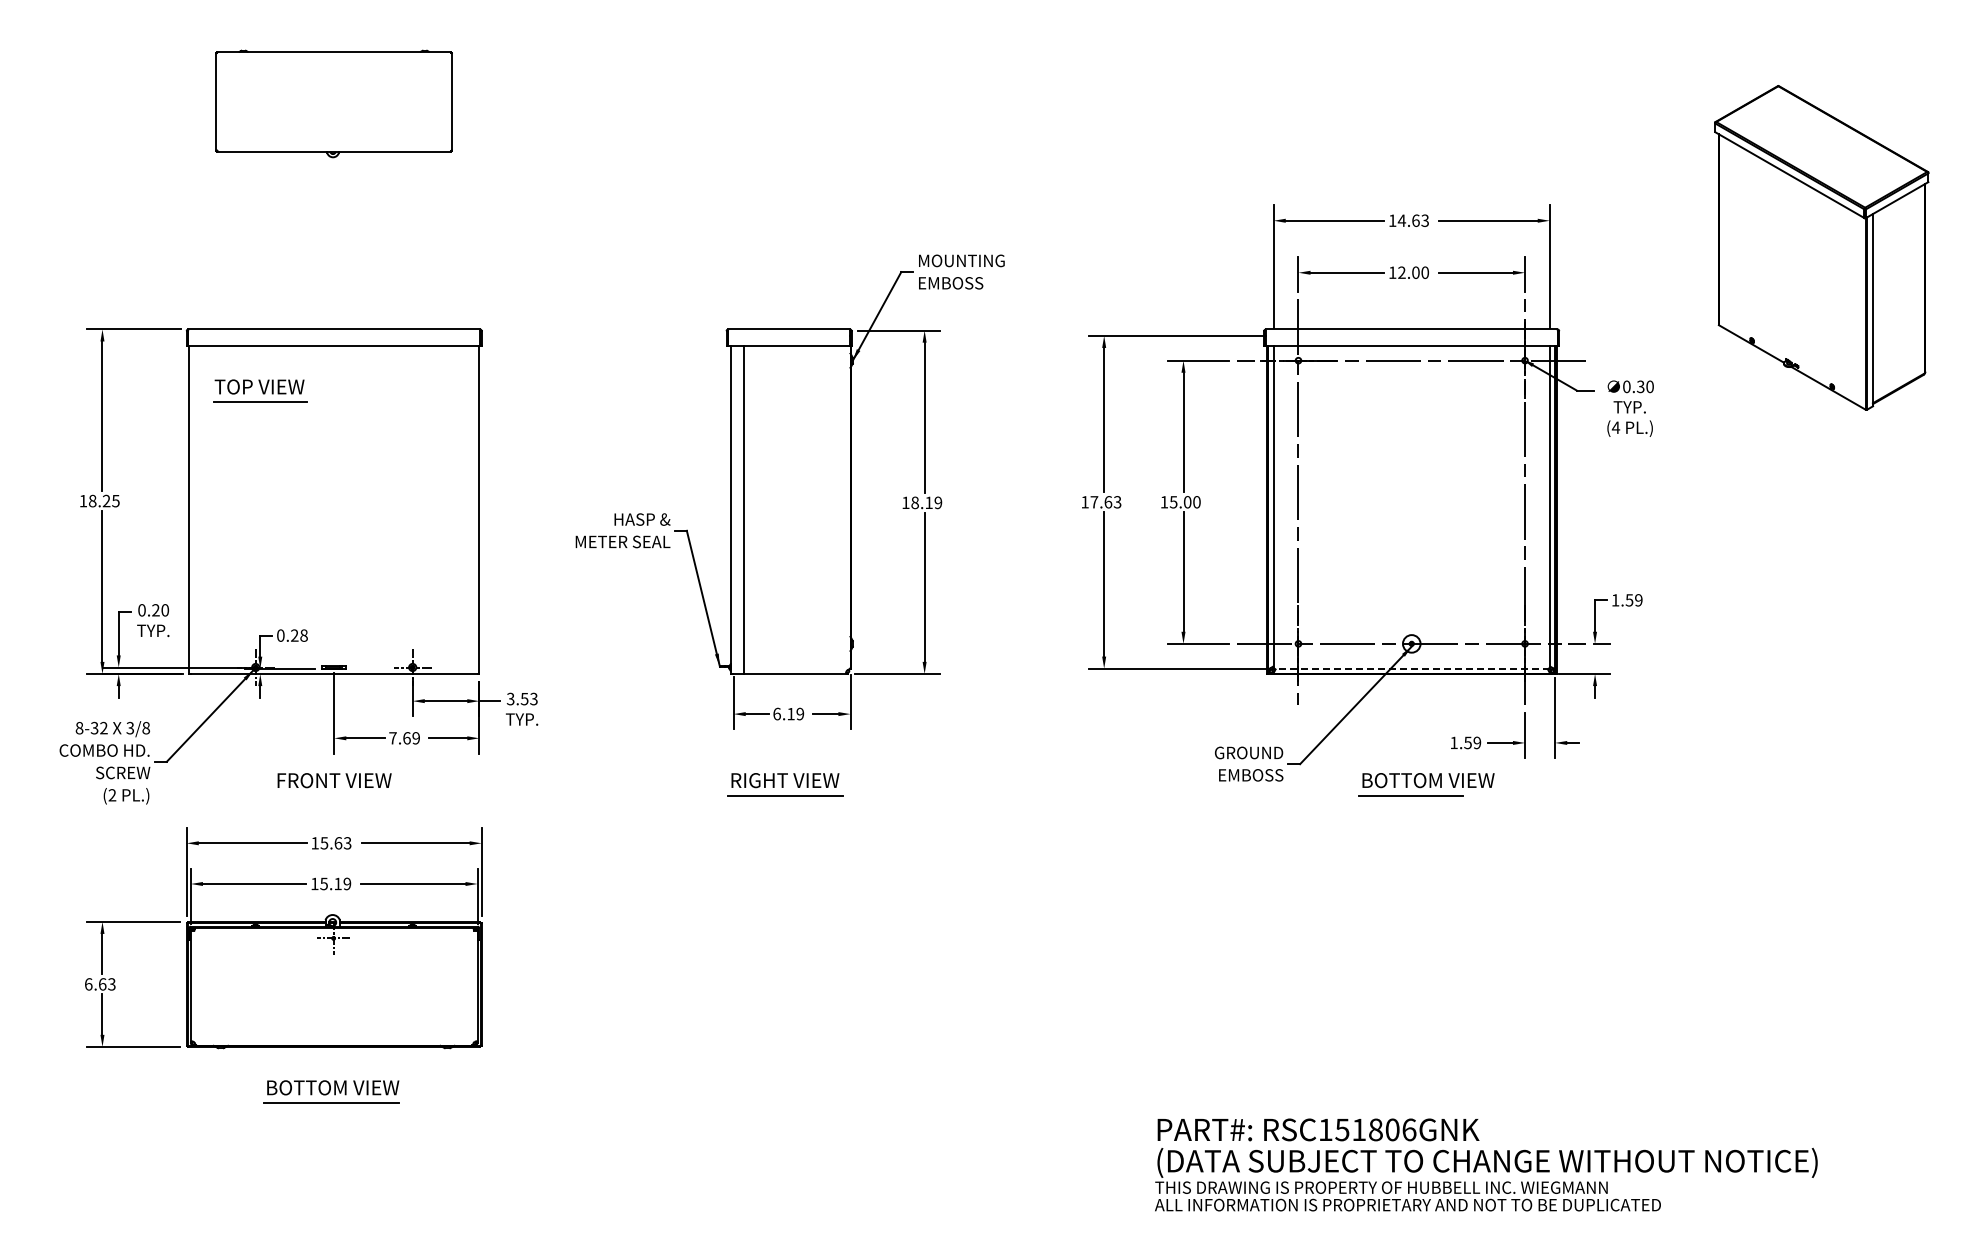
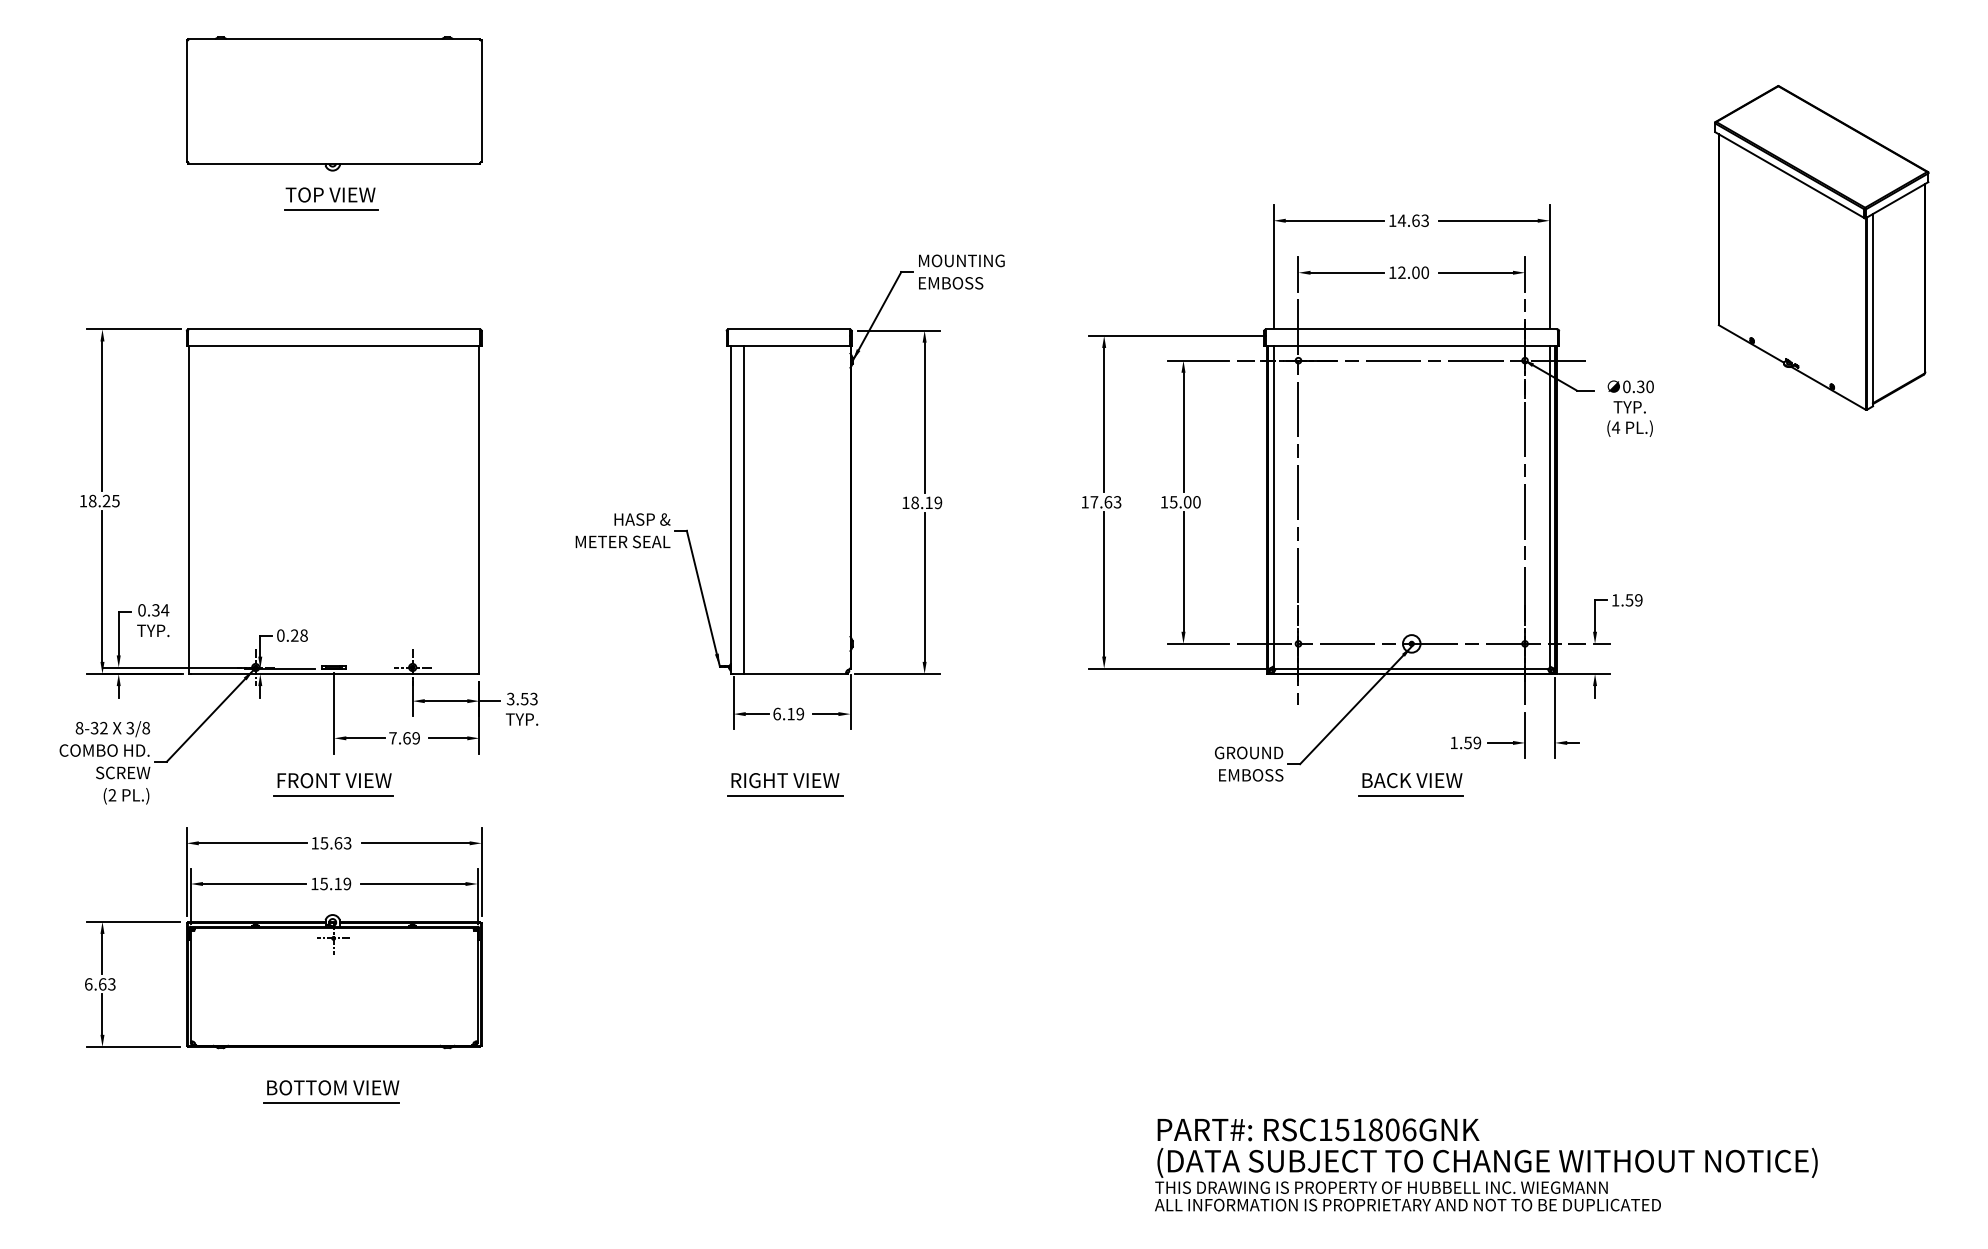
part size: 238x110 px -> 297x136 px (334, 103)
part position: (260, 390) -> (331, 198) (331, 198)
text: 0.20 -> 0.34 (160, 610)
line: dashed -> solid (1411, 668)
text: BOTTOM VIEW -> BACK VIEW (1434, 780)
line: none -> present (333, 795)
